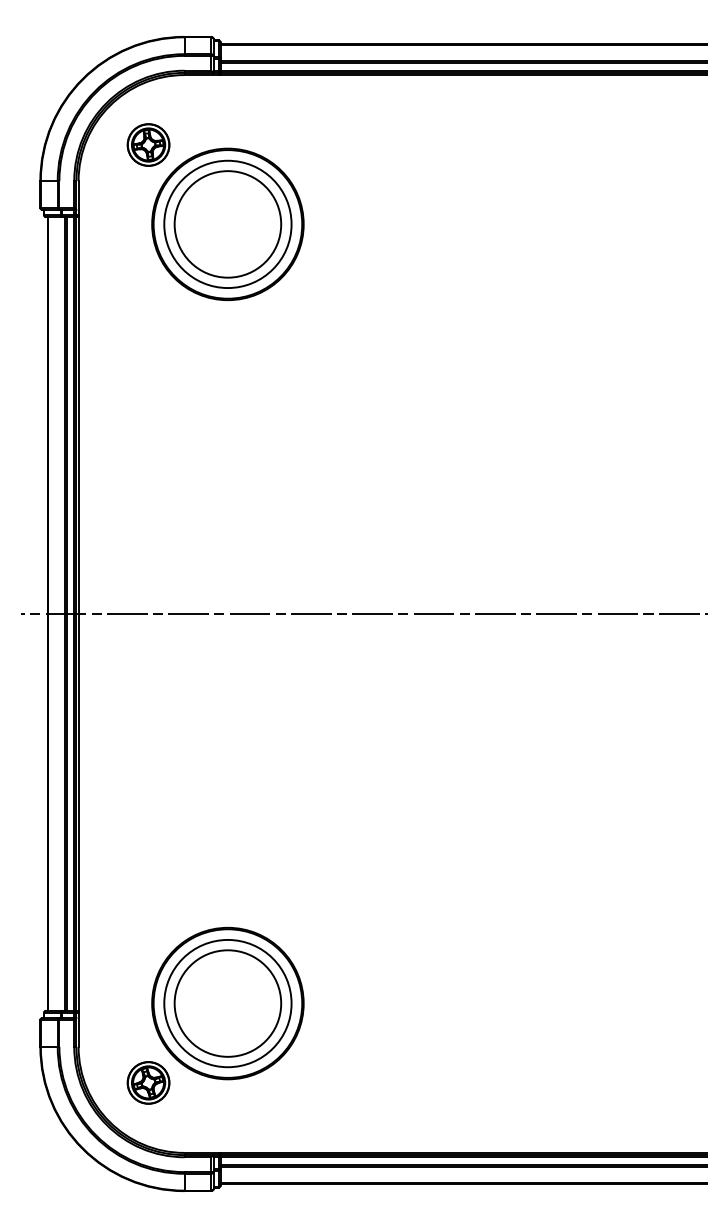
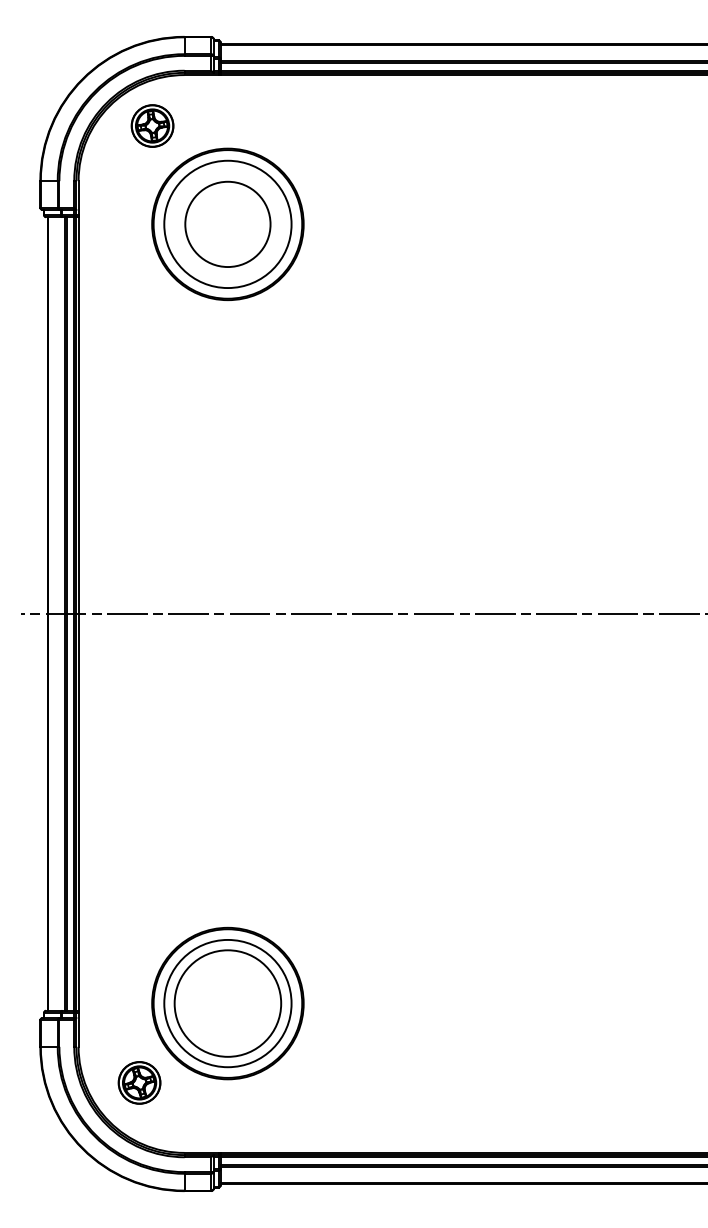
part position: (148, 144) -> (152, 125) (152, 125)
circle diameter: 107 px -> 85 px (227, 224)
part position: (148, 1082) -> (139, 1082) (139, 1082)
